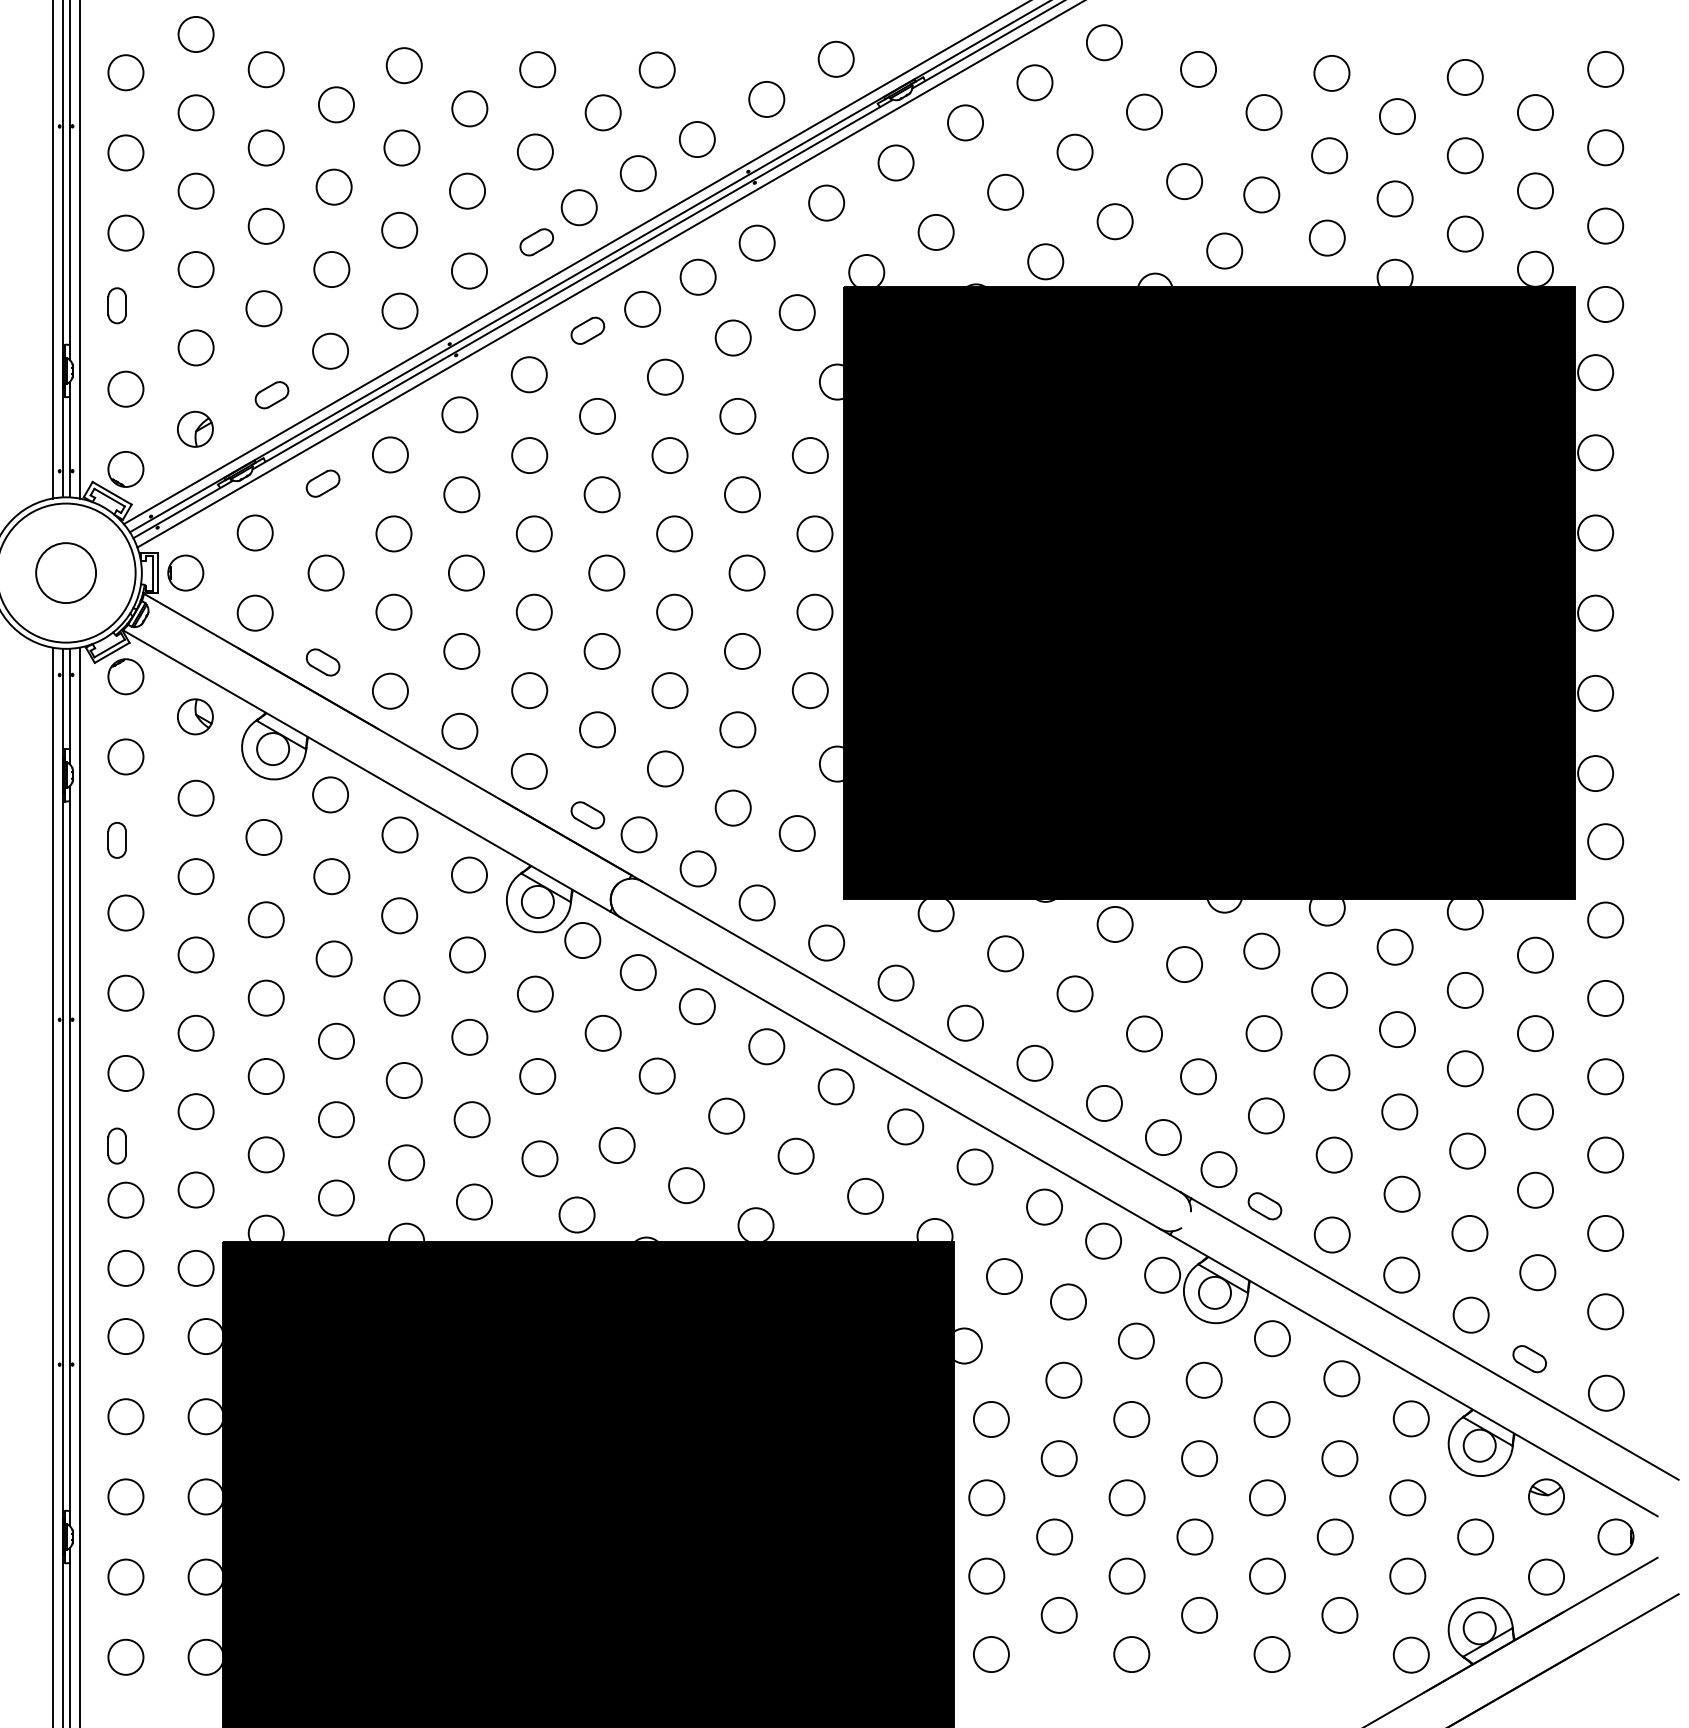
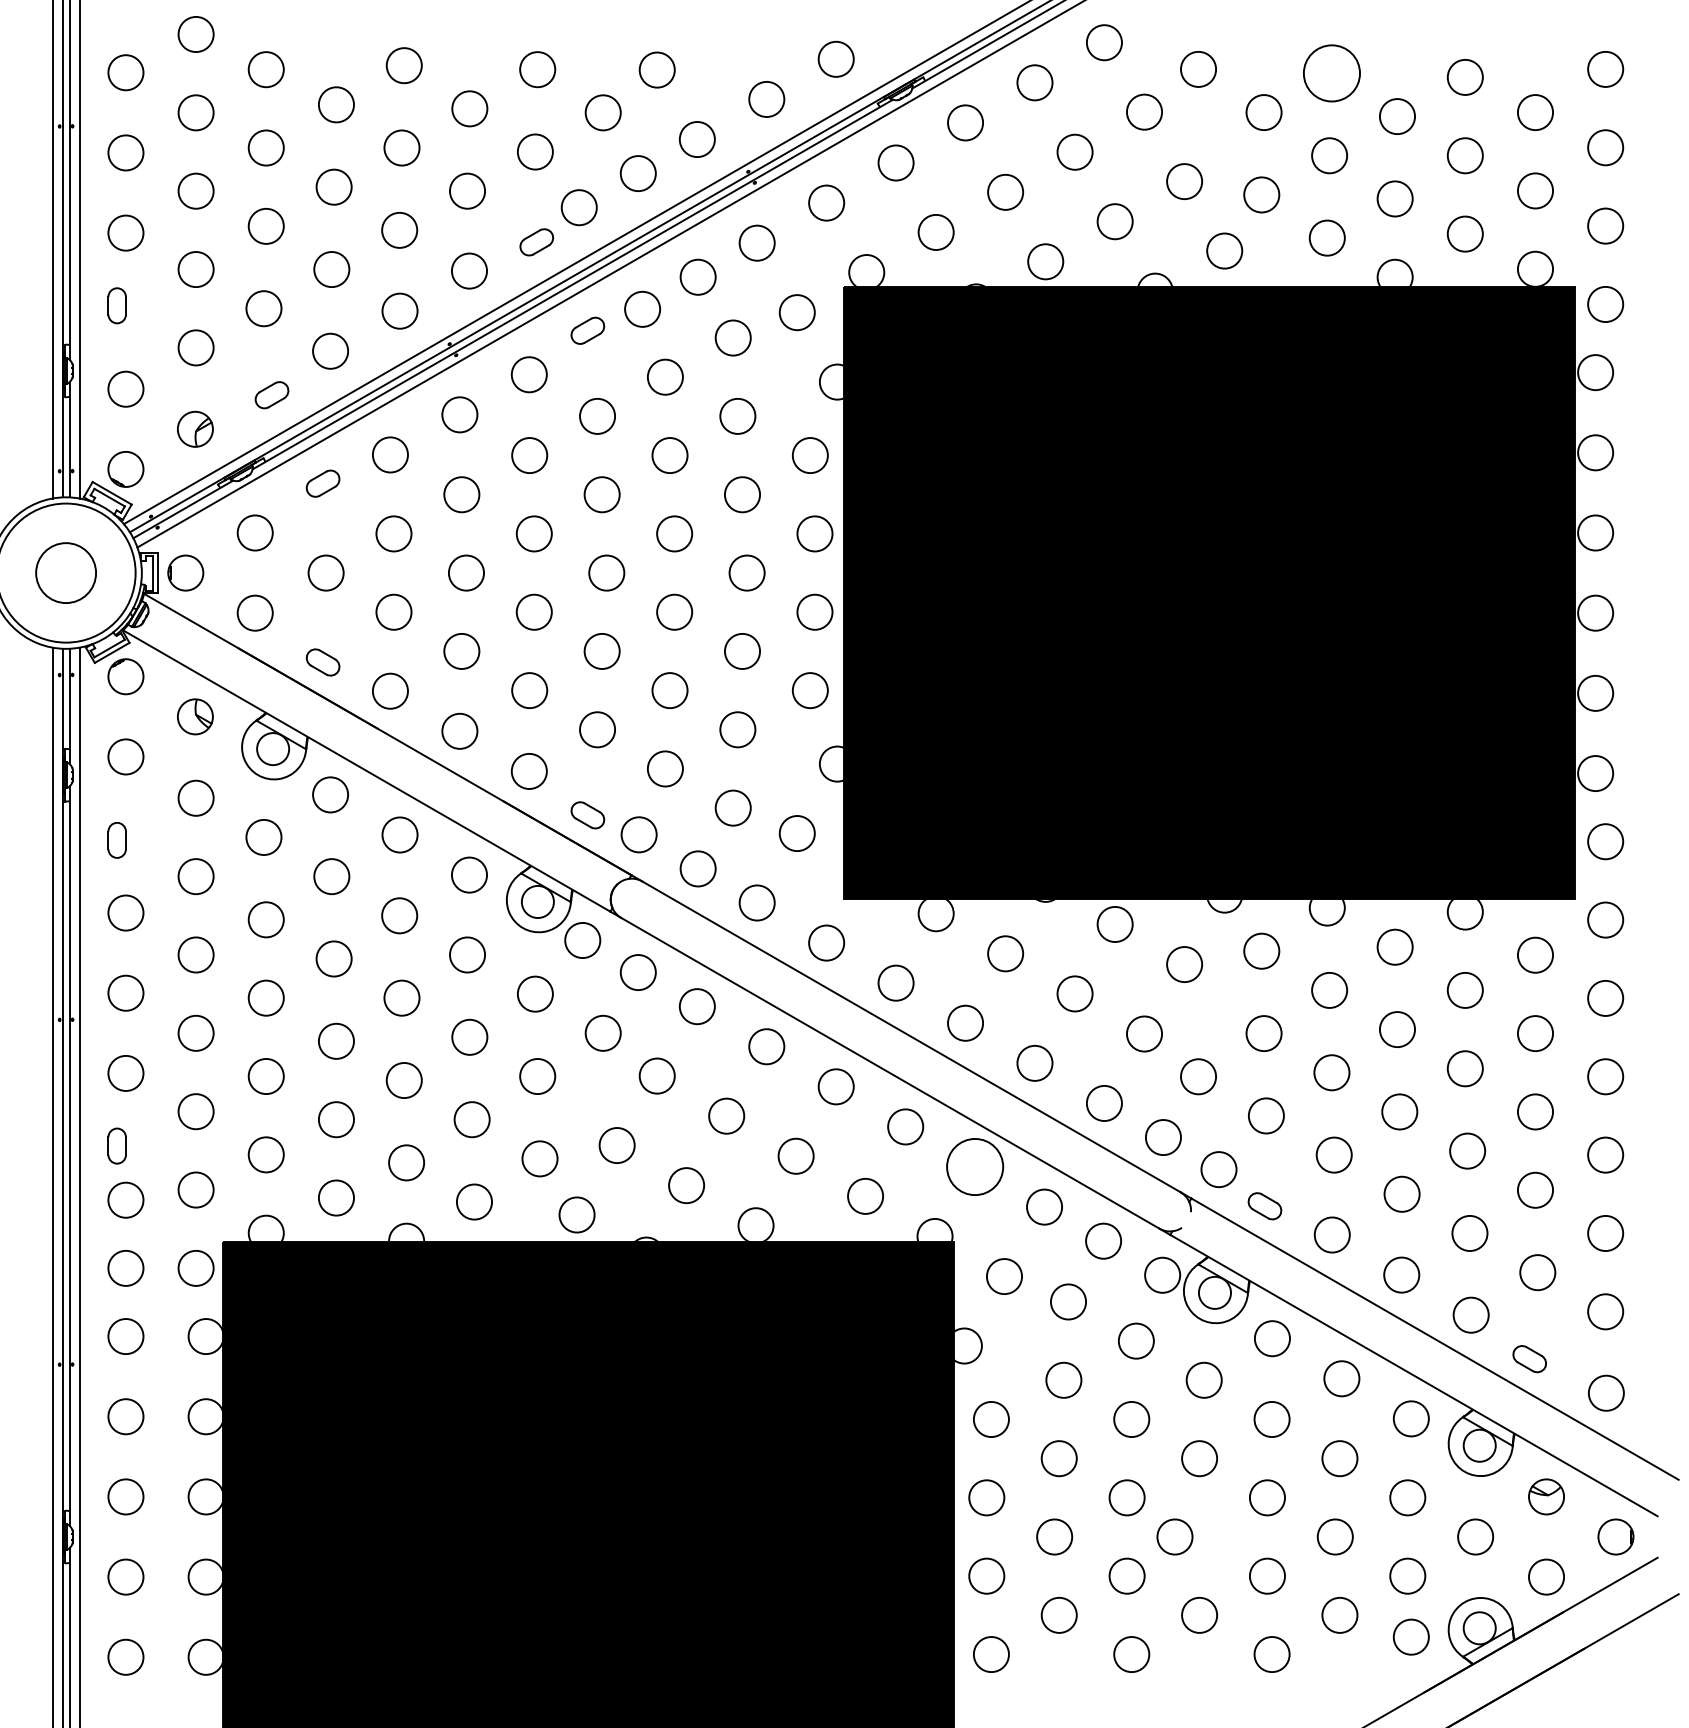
circle diameter: 35 px -> 56 px (1331, 73)
circle diameter: 35 px -> 56 px (975, 1166)
circle position: (1194, 1536) -> (1174, 1536) (1174, 1536)
circle position: (1410, 1654) -> (1410, 1636) (1410, 1636)
